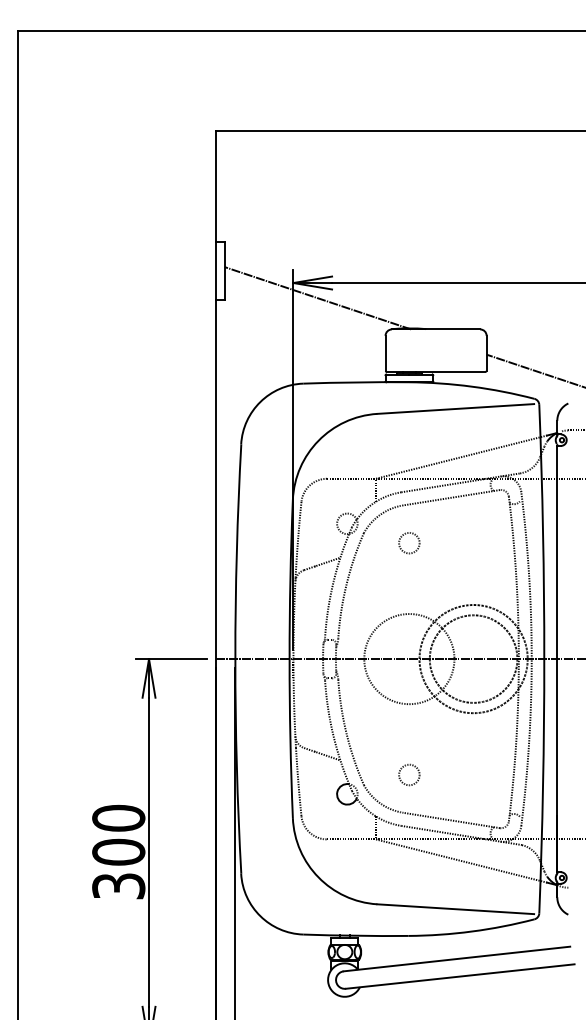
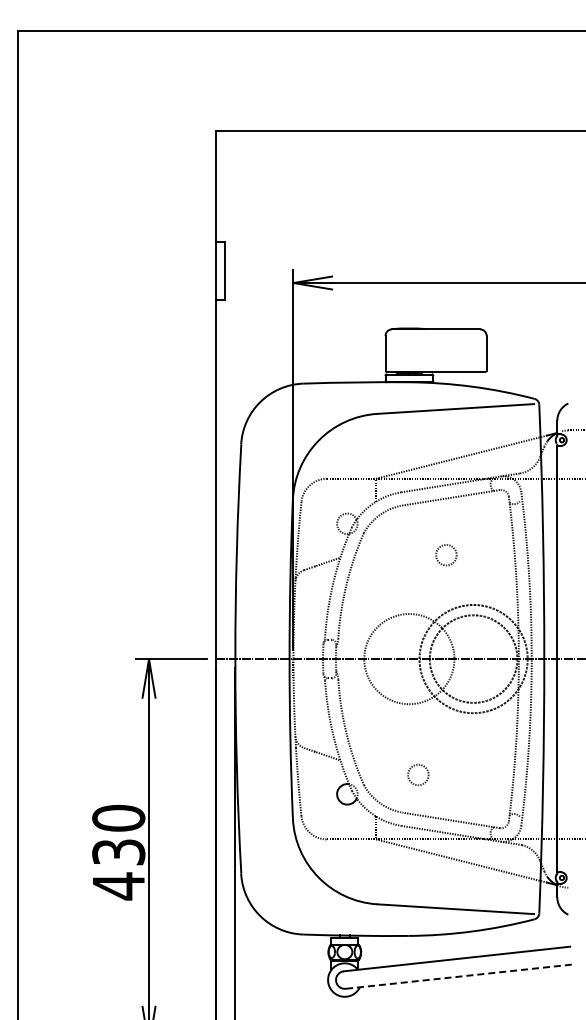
line: present -> none (317, 298)
line: present -> none (534, 370)
circle position: (409, 543) -> (446, 555) (446, 555)
circle position: (409, 774) -> (418, 774) (418, 774)
text: 300 -> 430 (118, 869)
line: solid -> dashed (460, 976)
